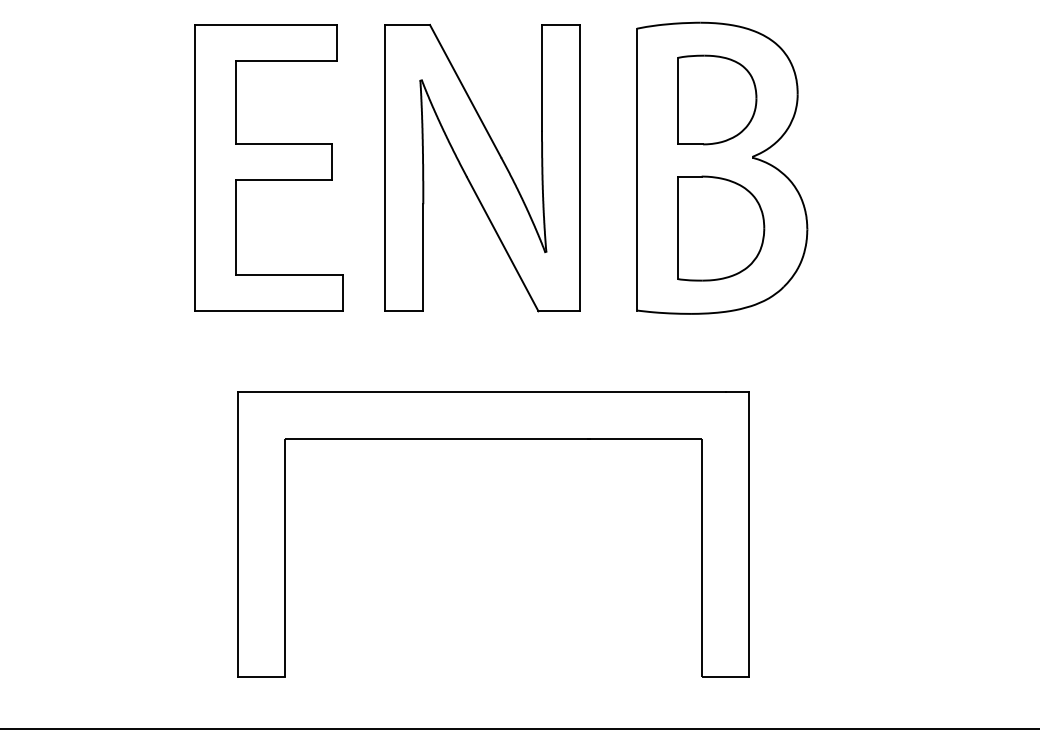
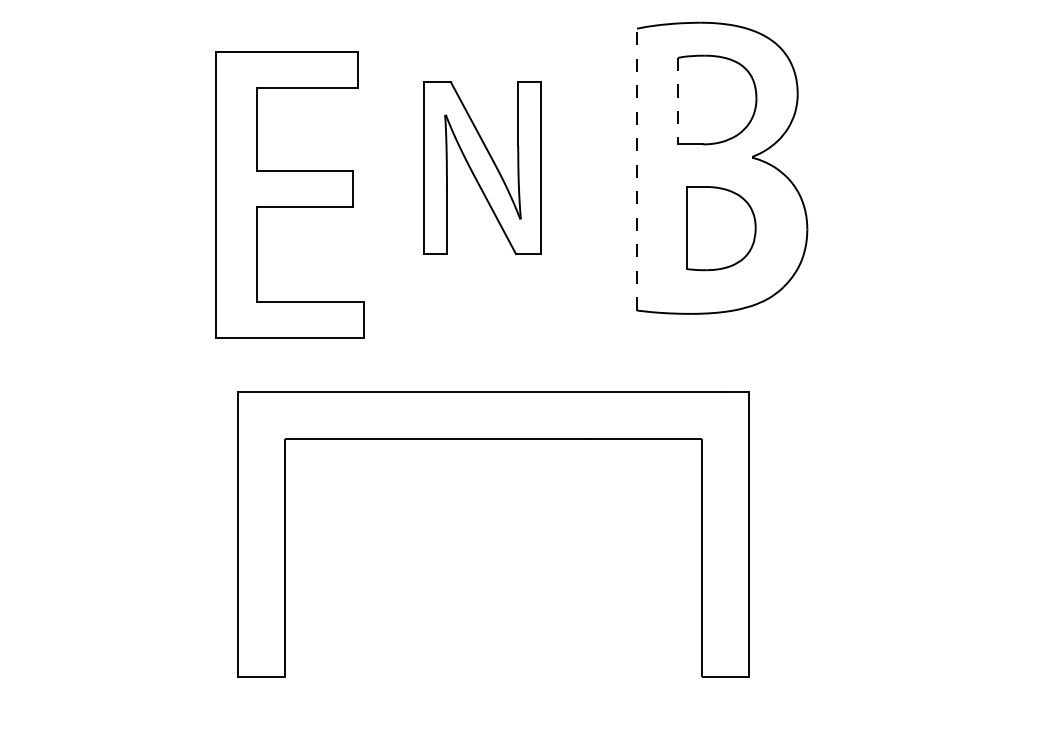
line: solid -> dashed (677, 101)
part position: (268, 167) -> (289, 194) (289, 194)
part size: 197x289 px -> 119x175 px (482, 168)
line: solid -> dashed (636, 169)
part size: 89x107 px -> 71x86 px (721, 228)
line: present -> none (519, 729)
